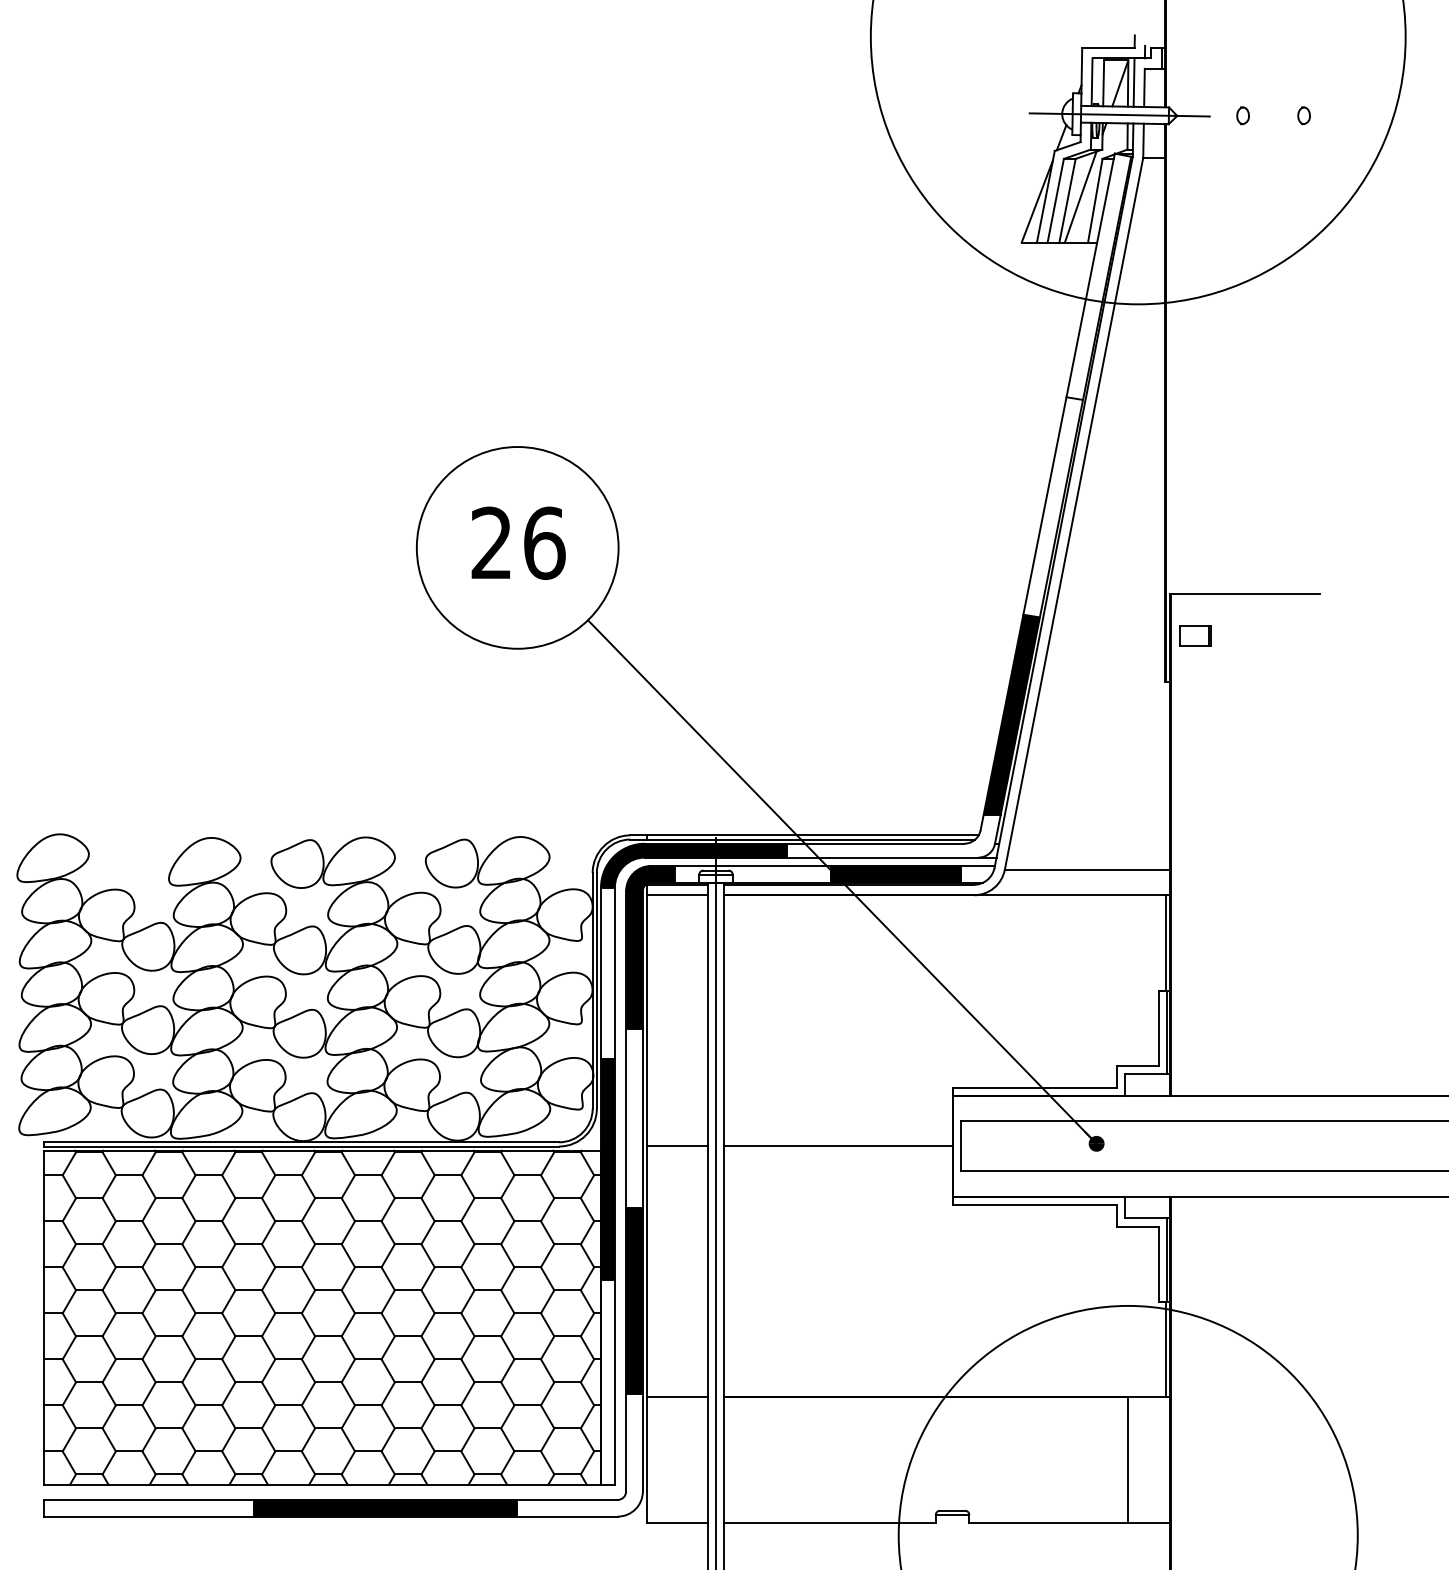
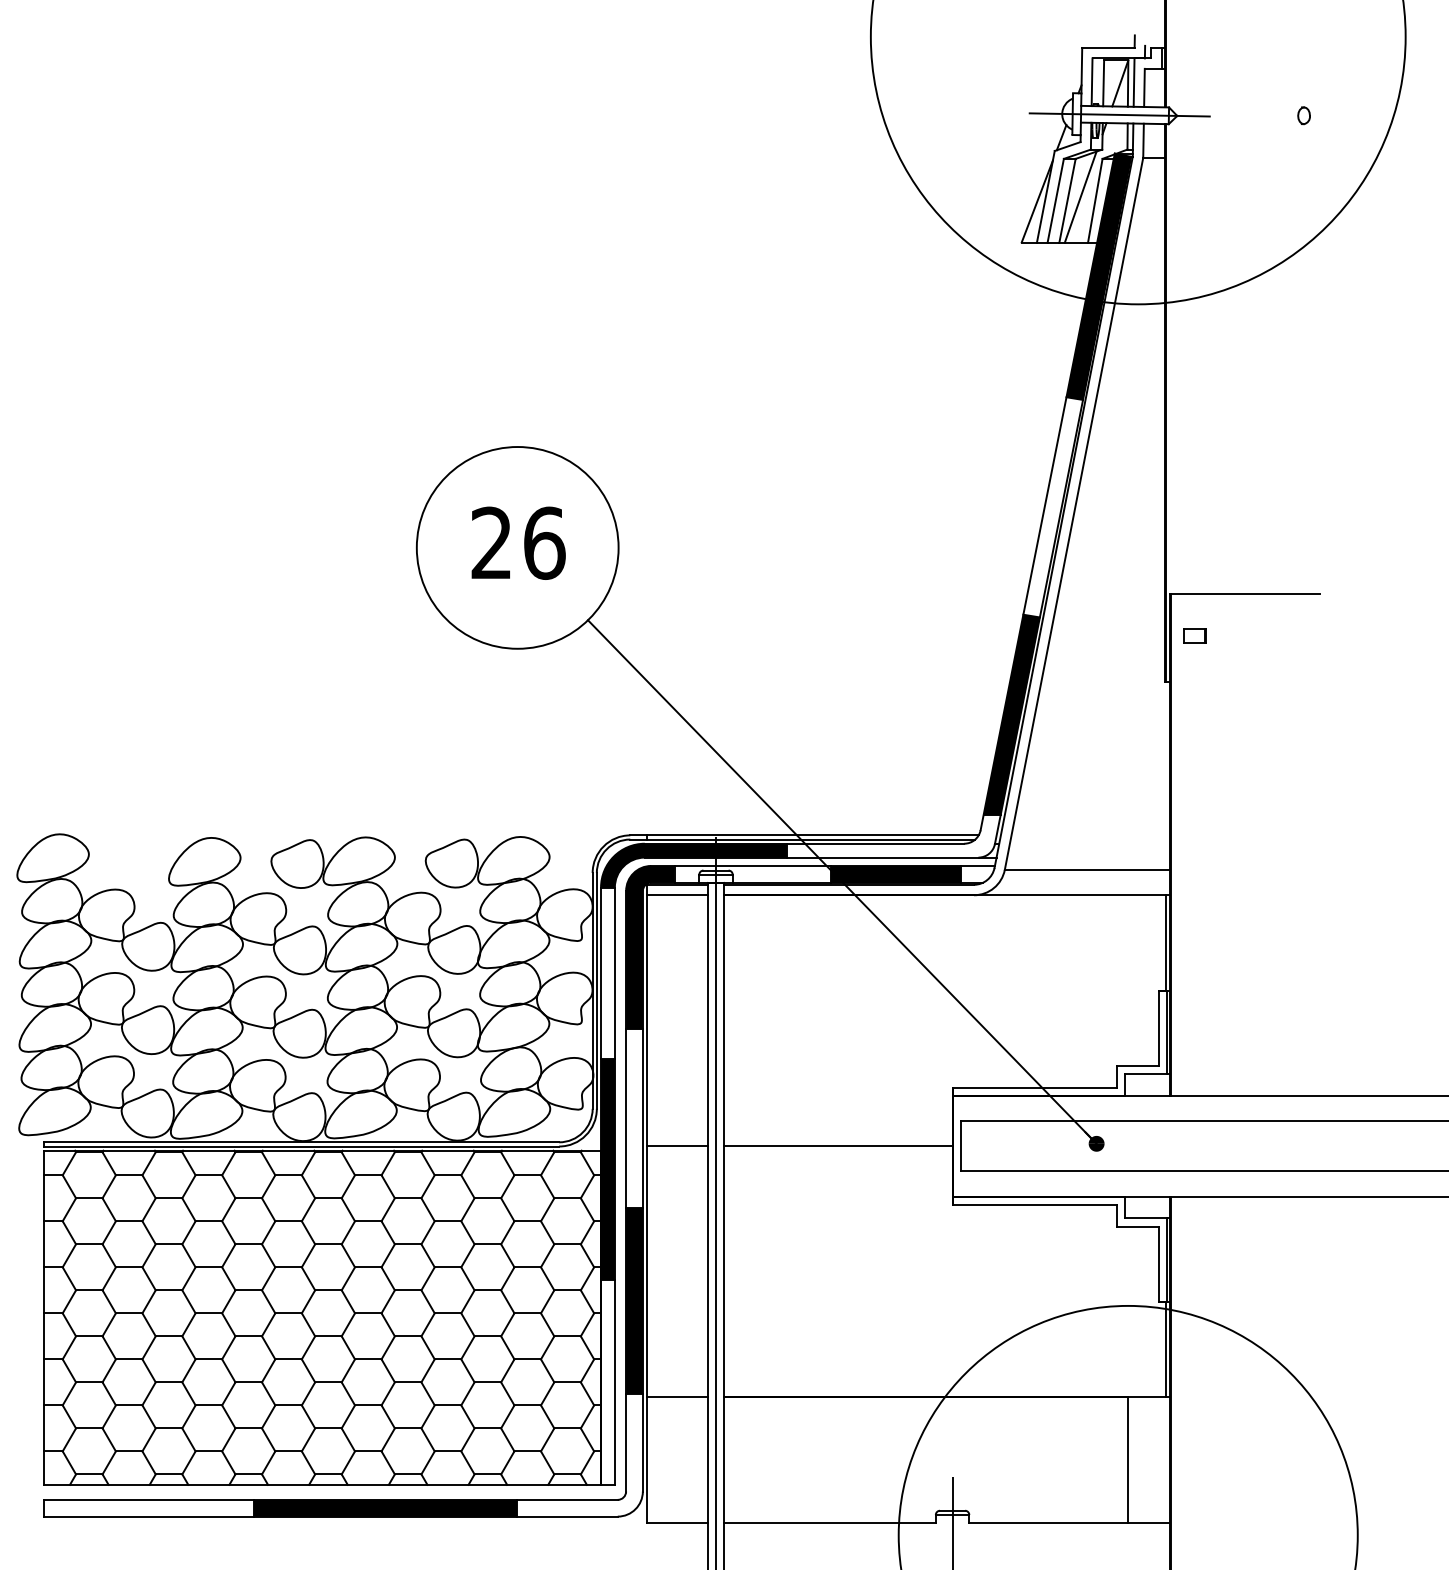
part: present -> none (1242, 115)
fill: none -> present (1098, 276)
part size: 33x22 px -> 24x16 px (1194, 635)
line: none -> present (952, 1521)
